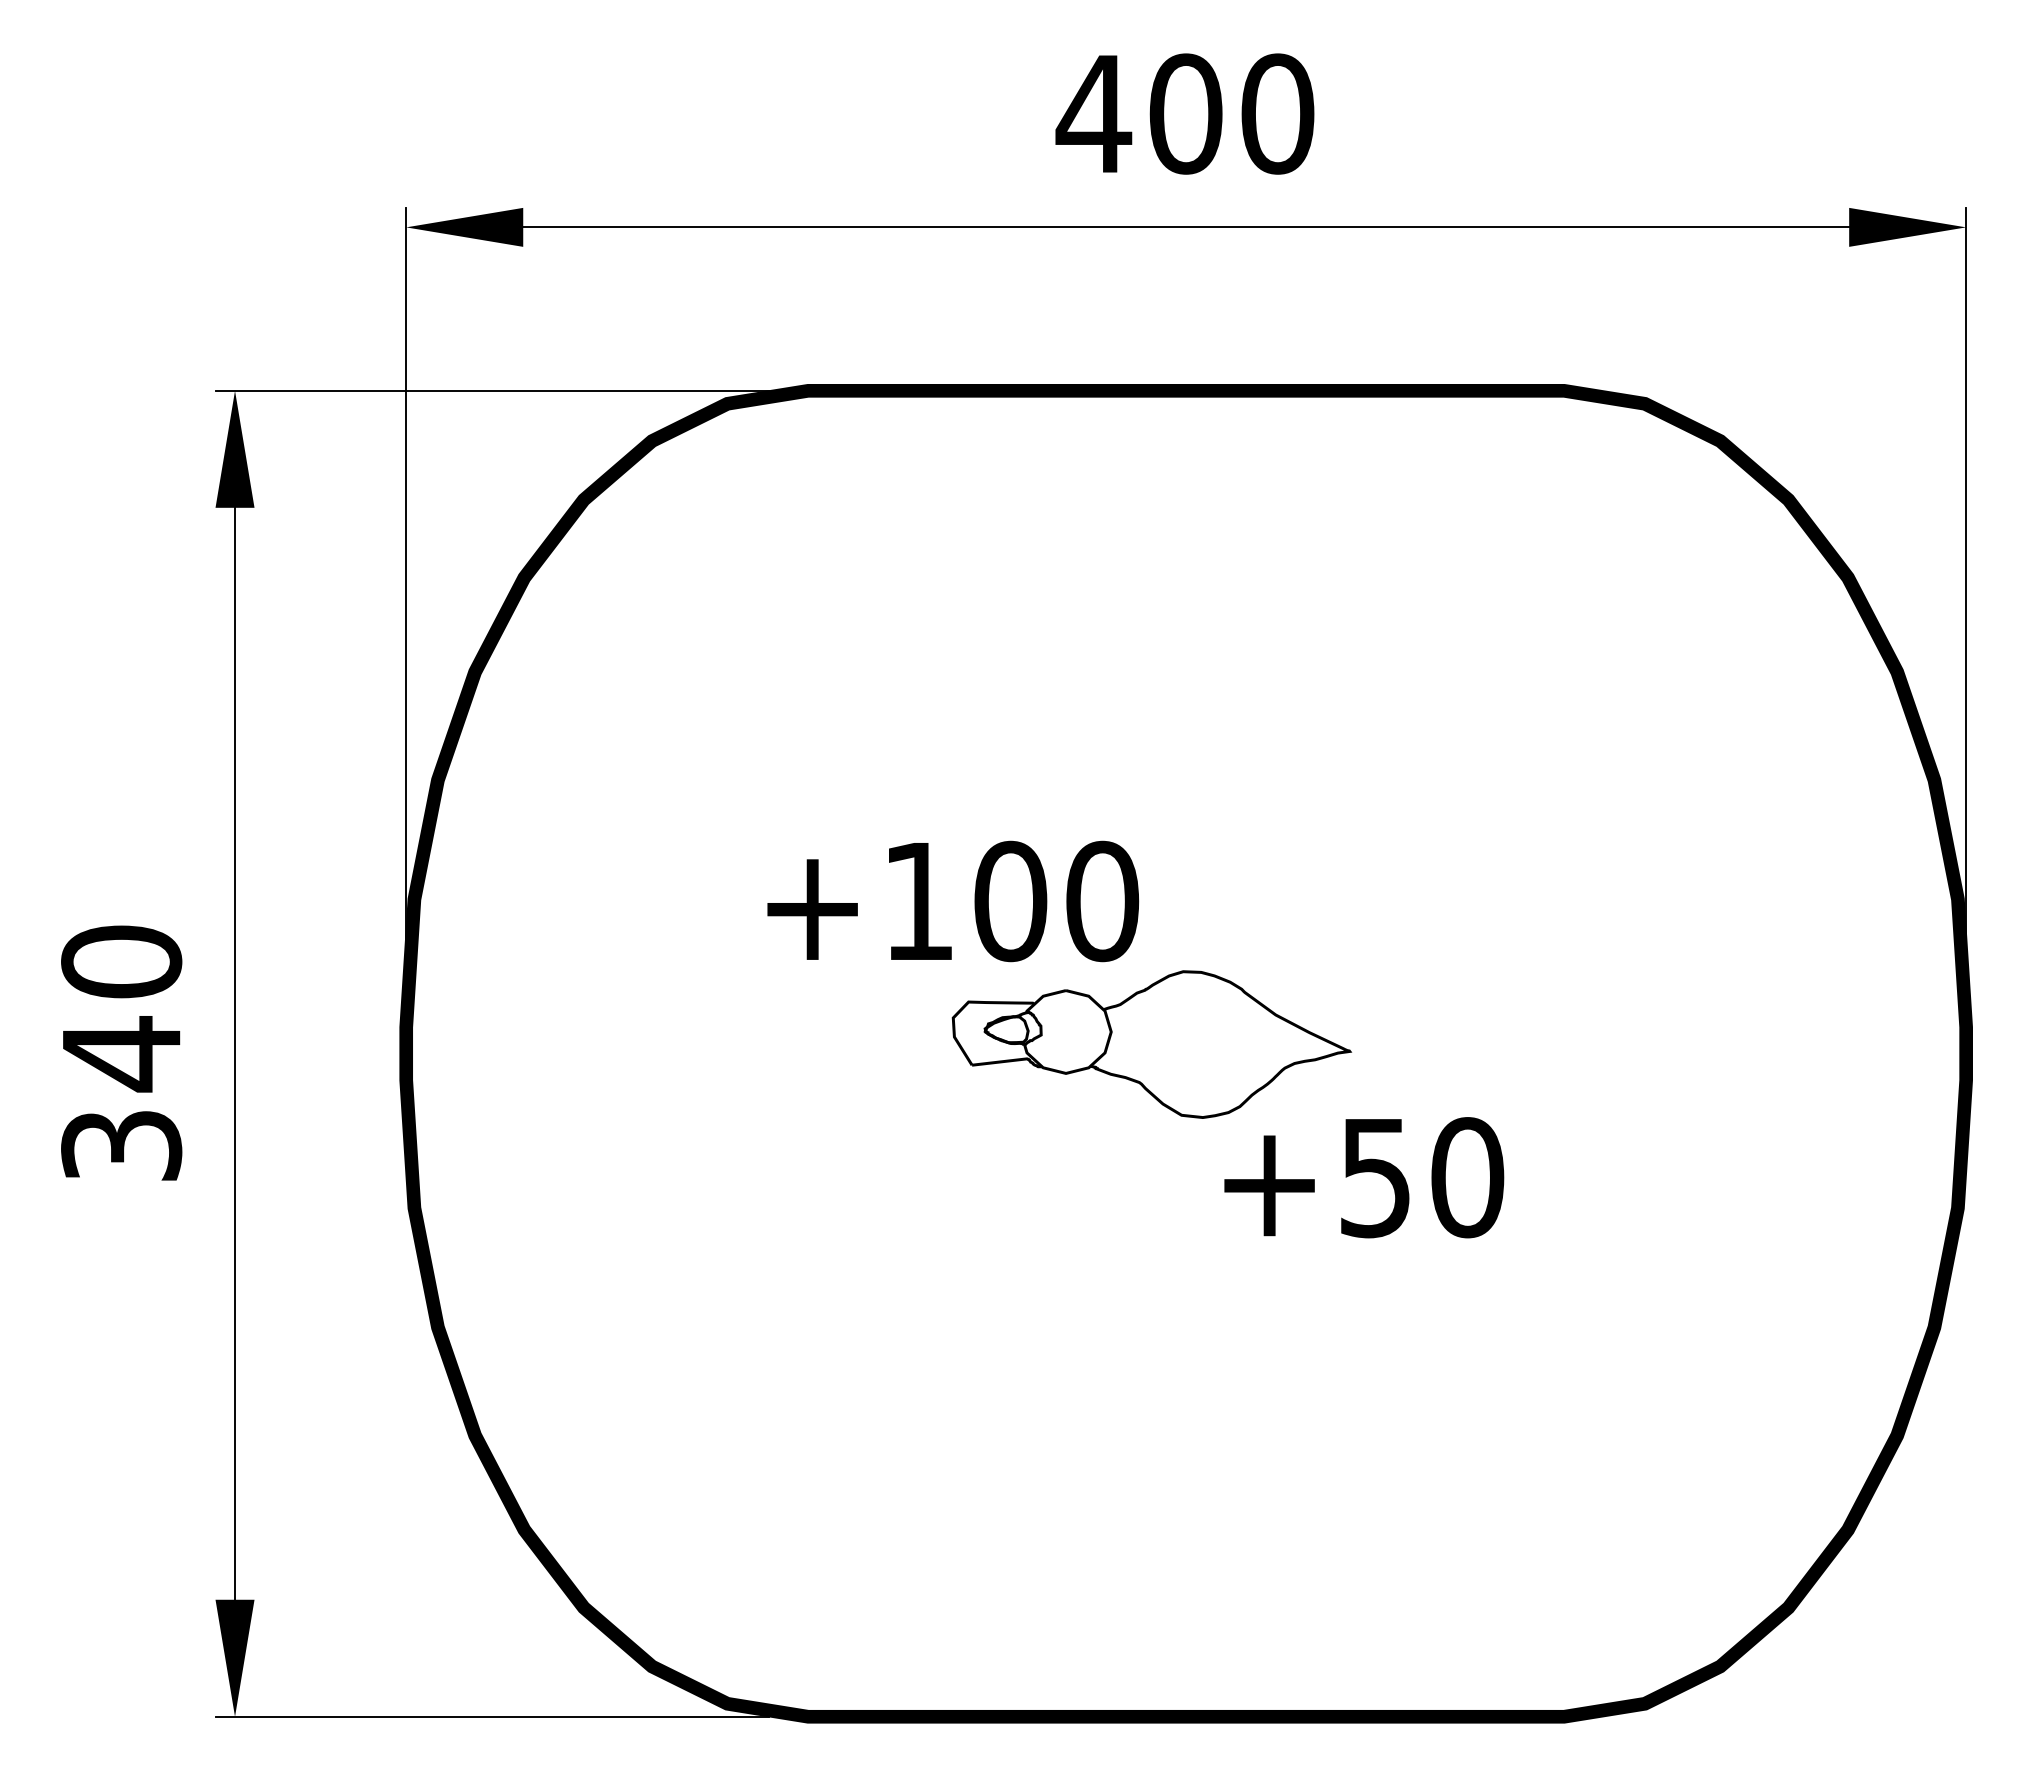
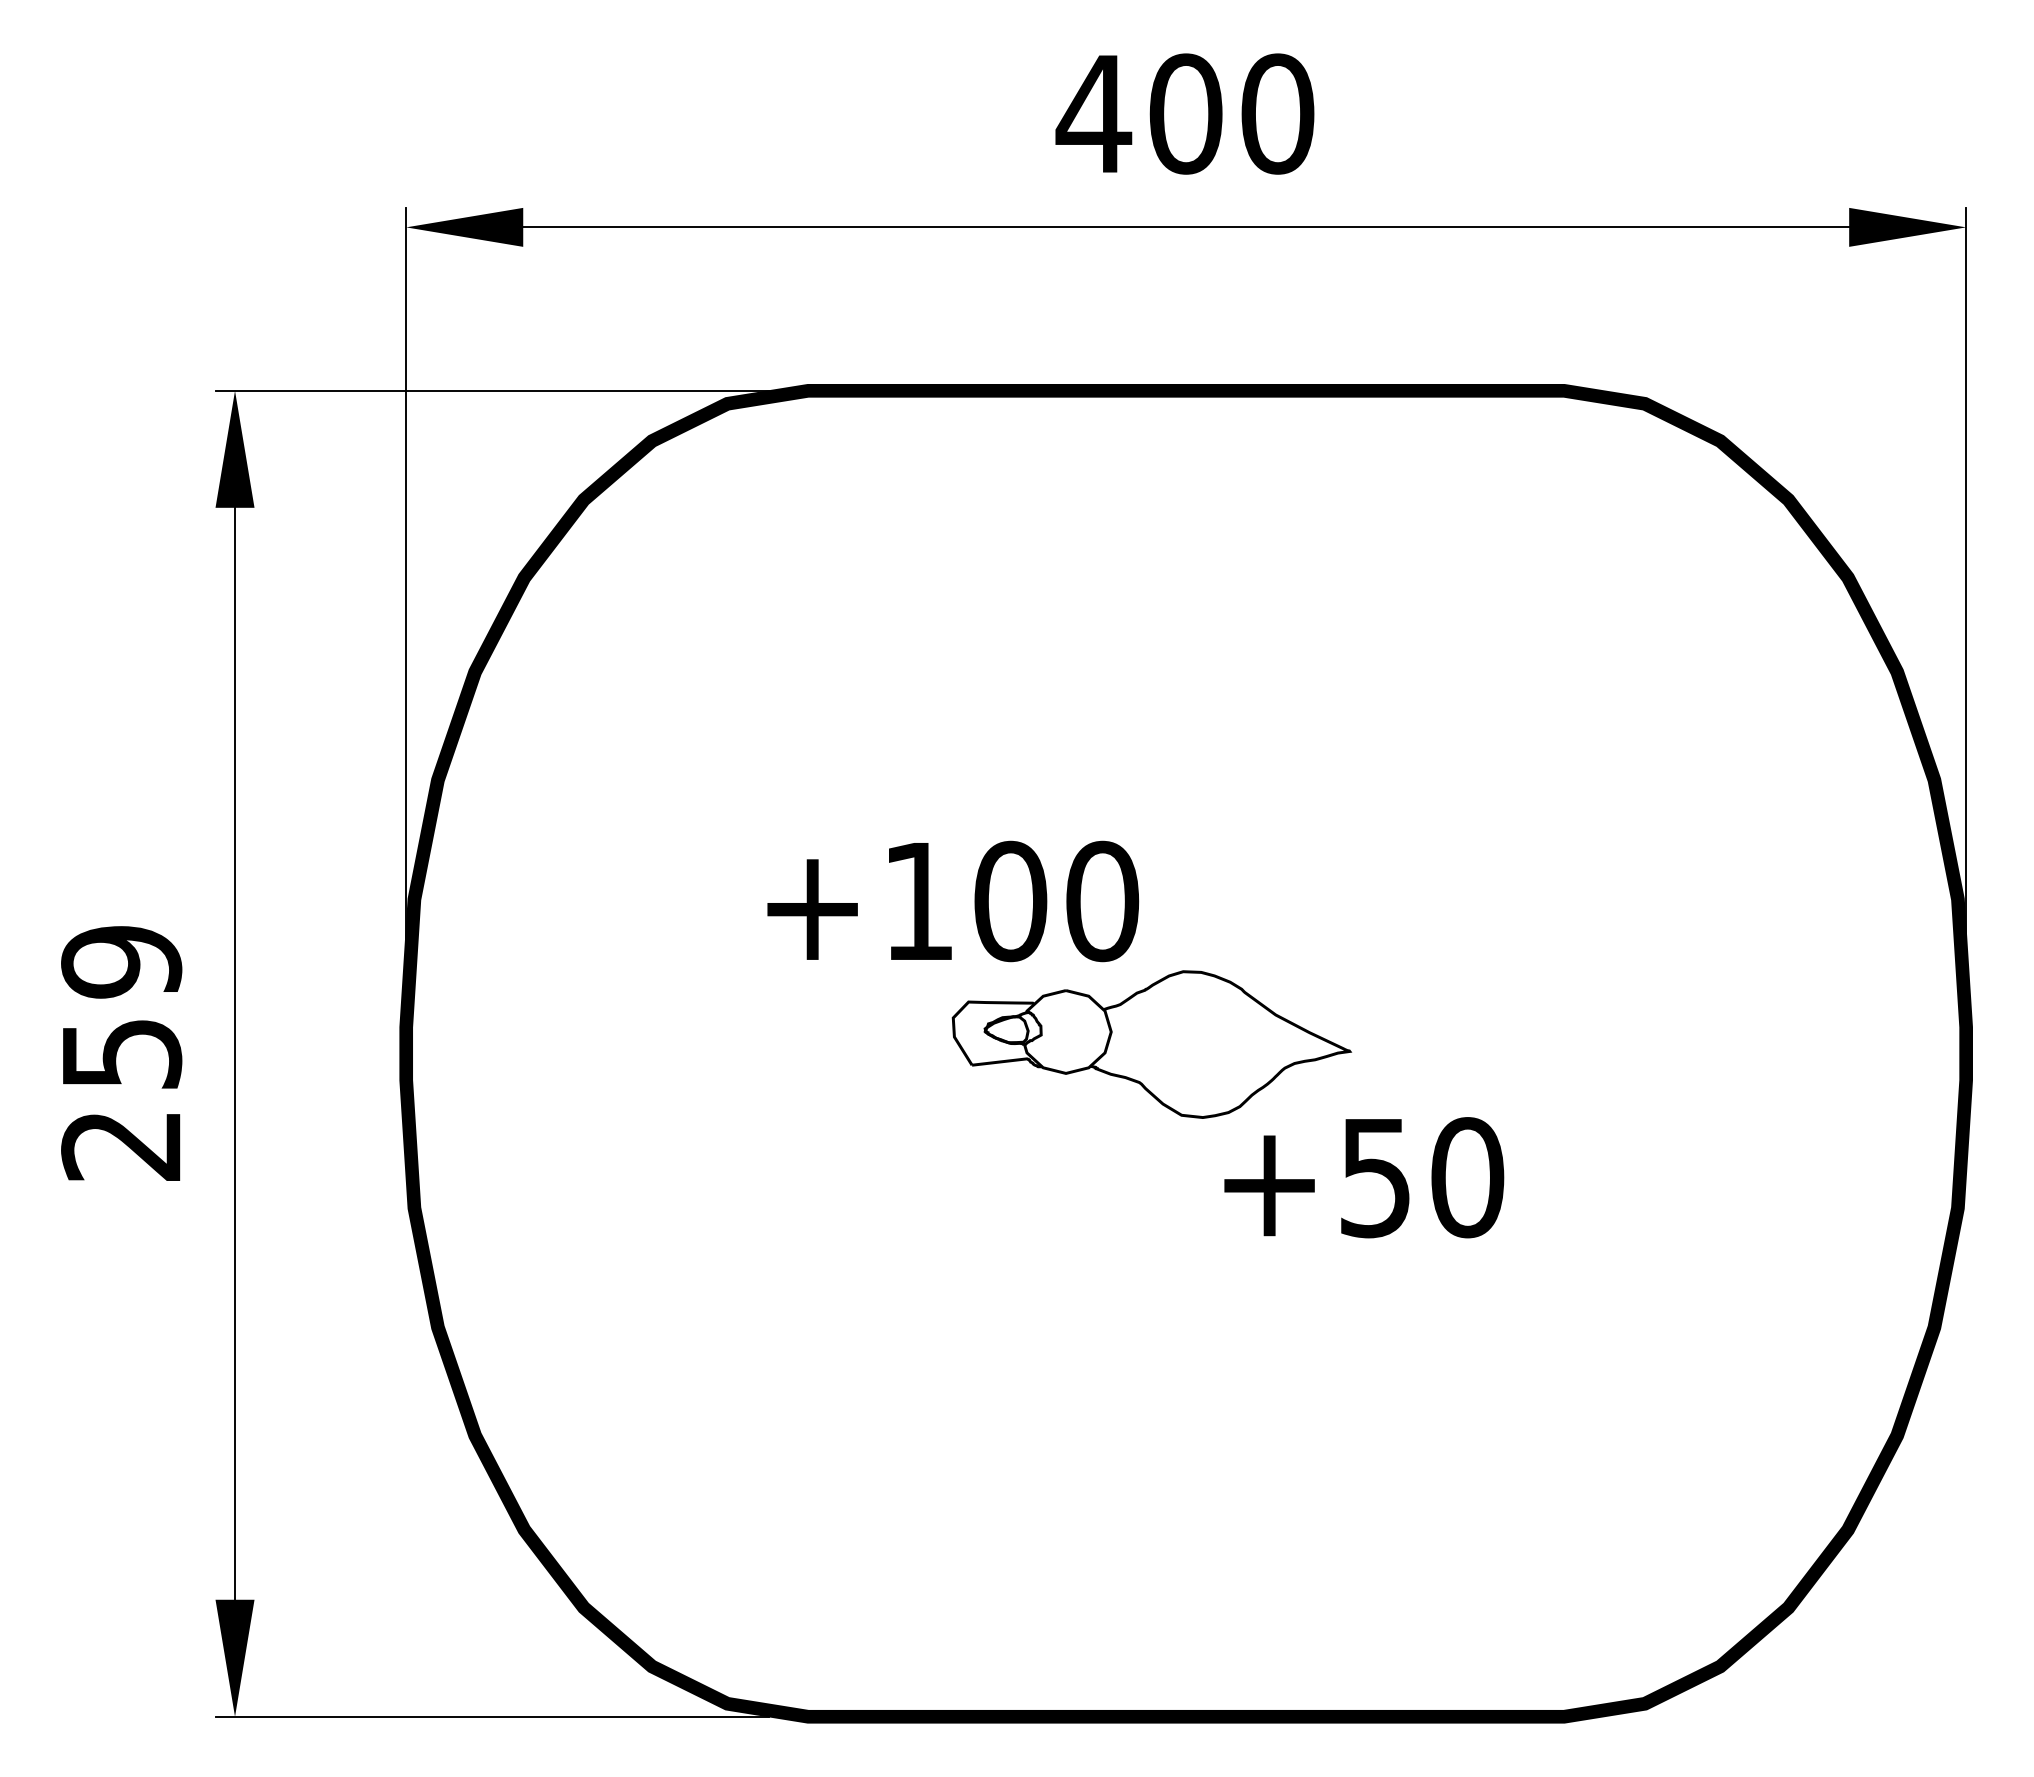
text: 340 -> 259 (121, 1052)
